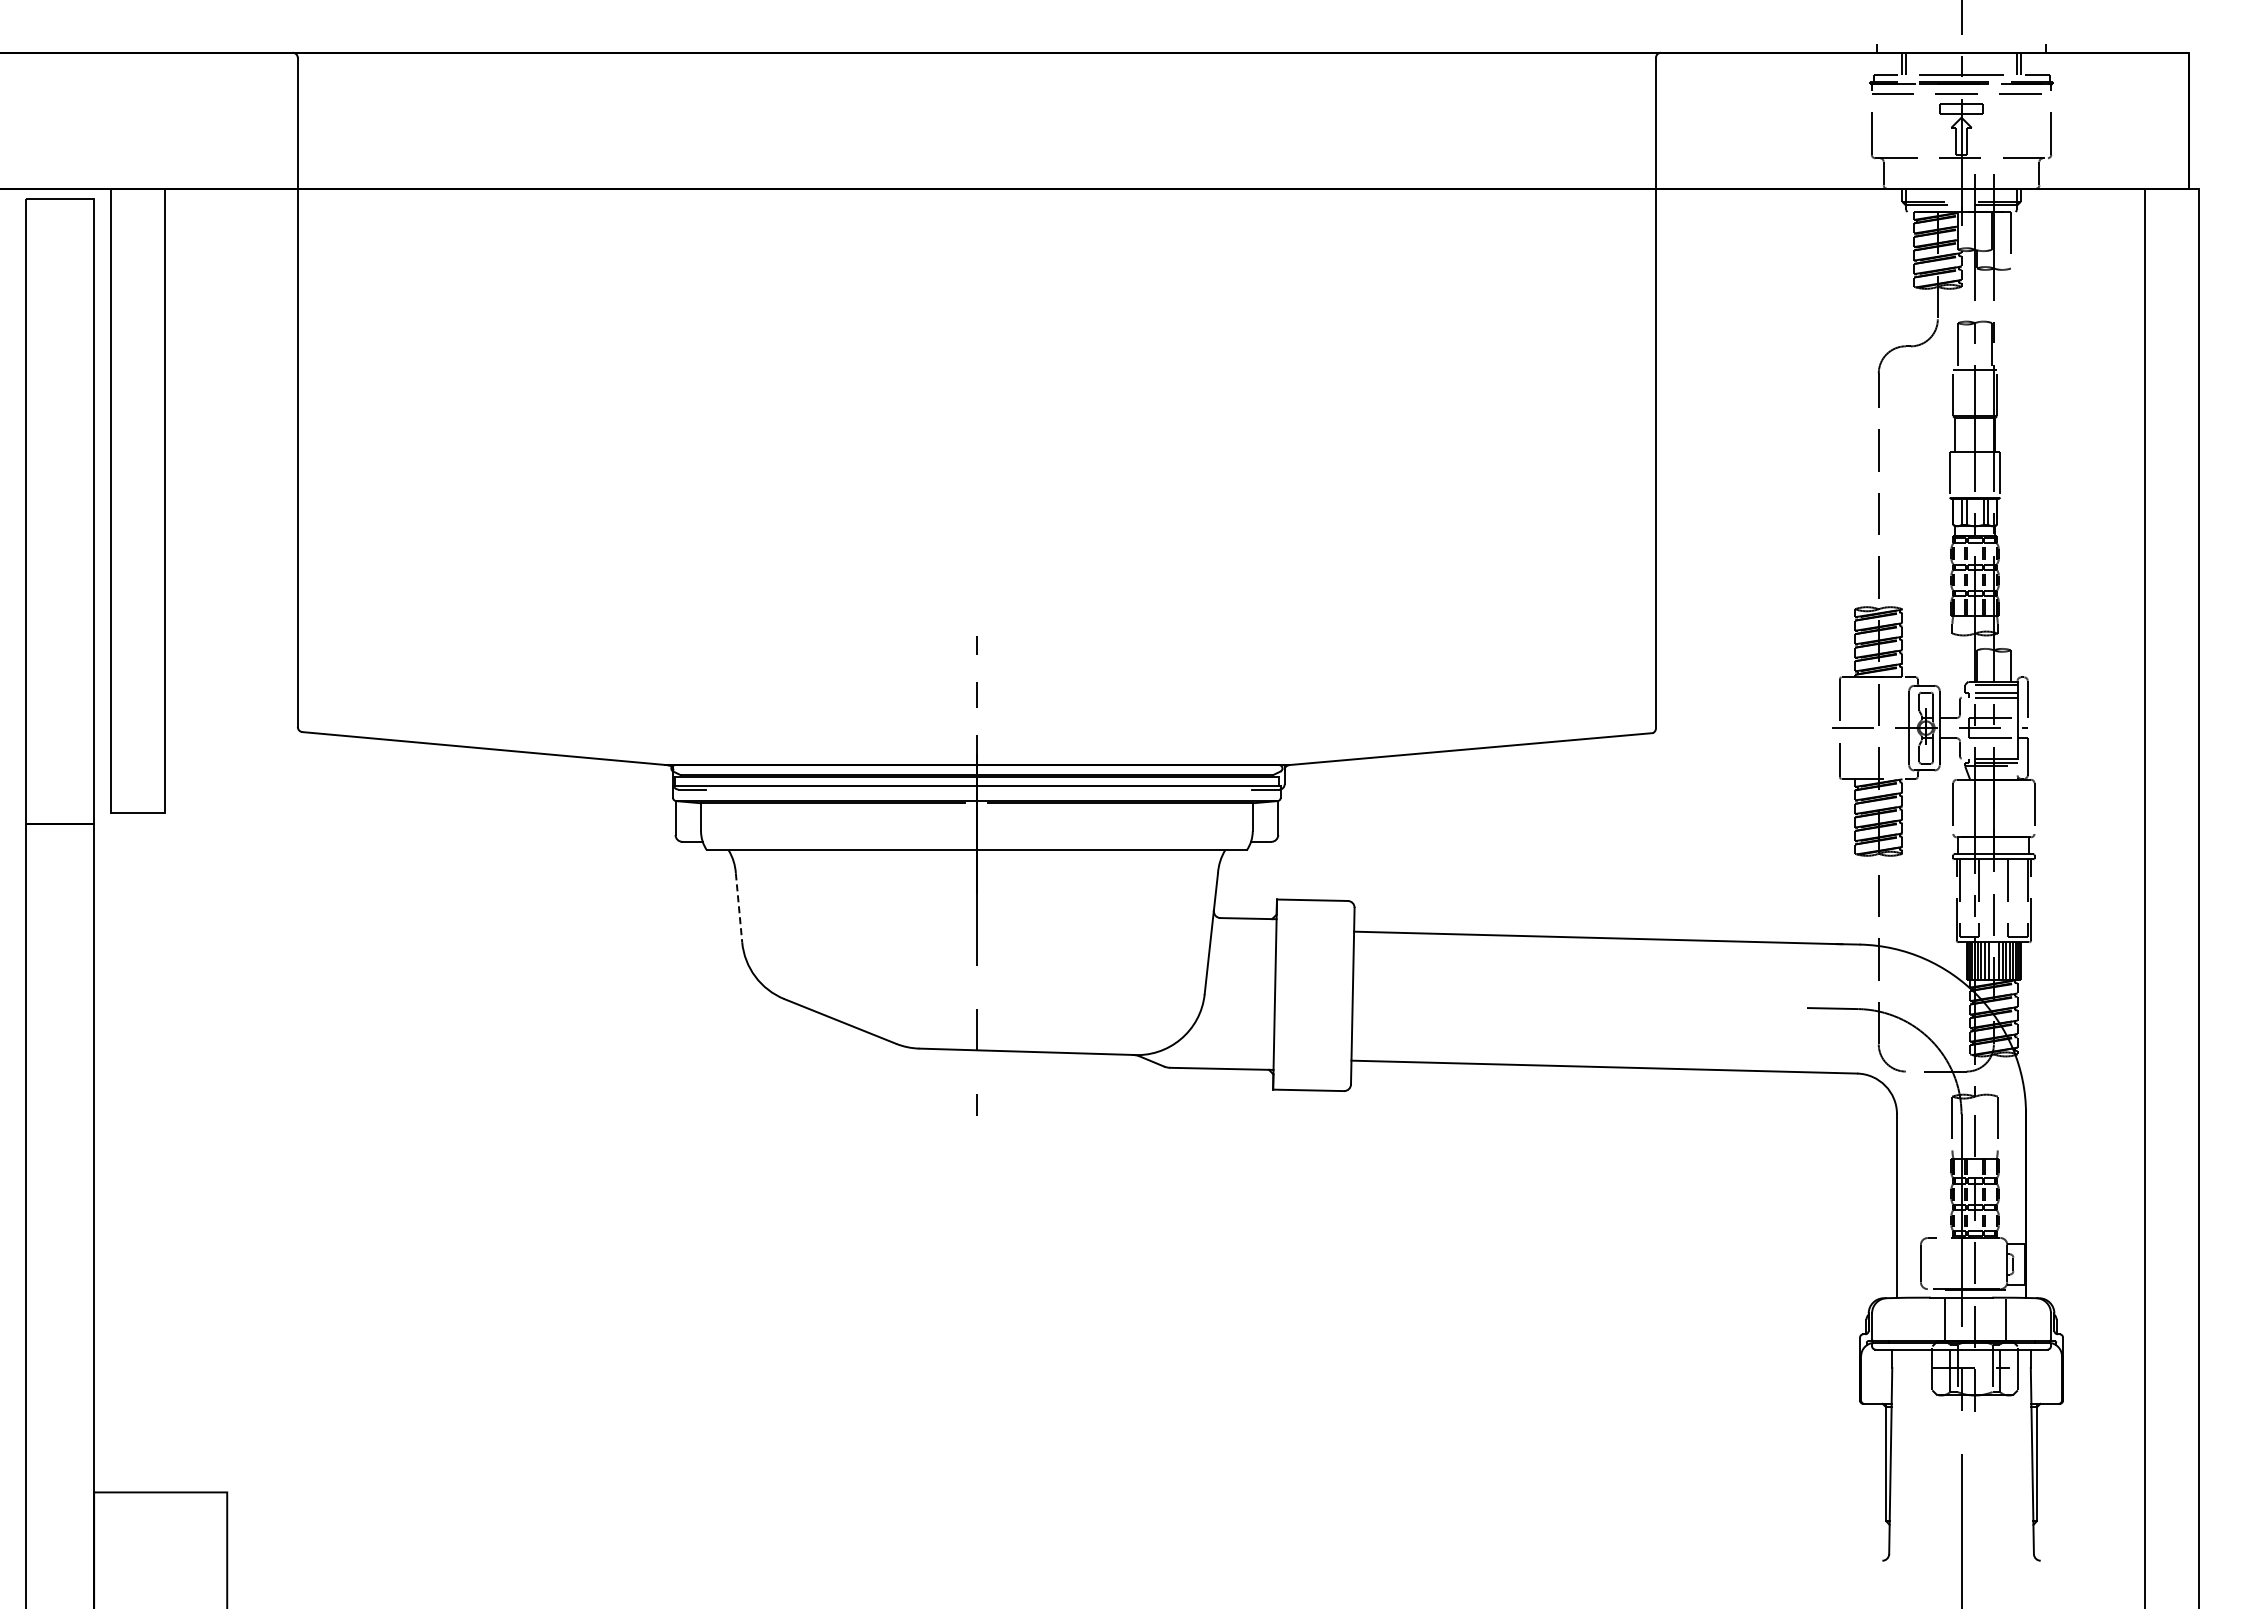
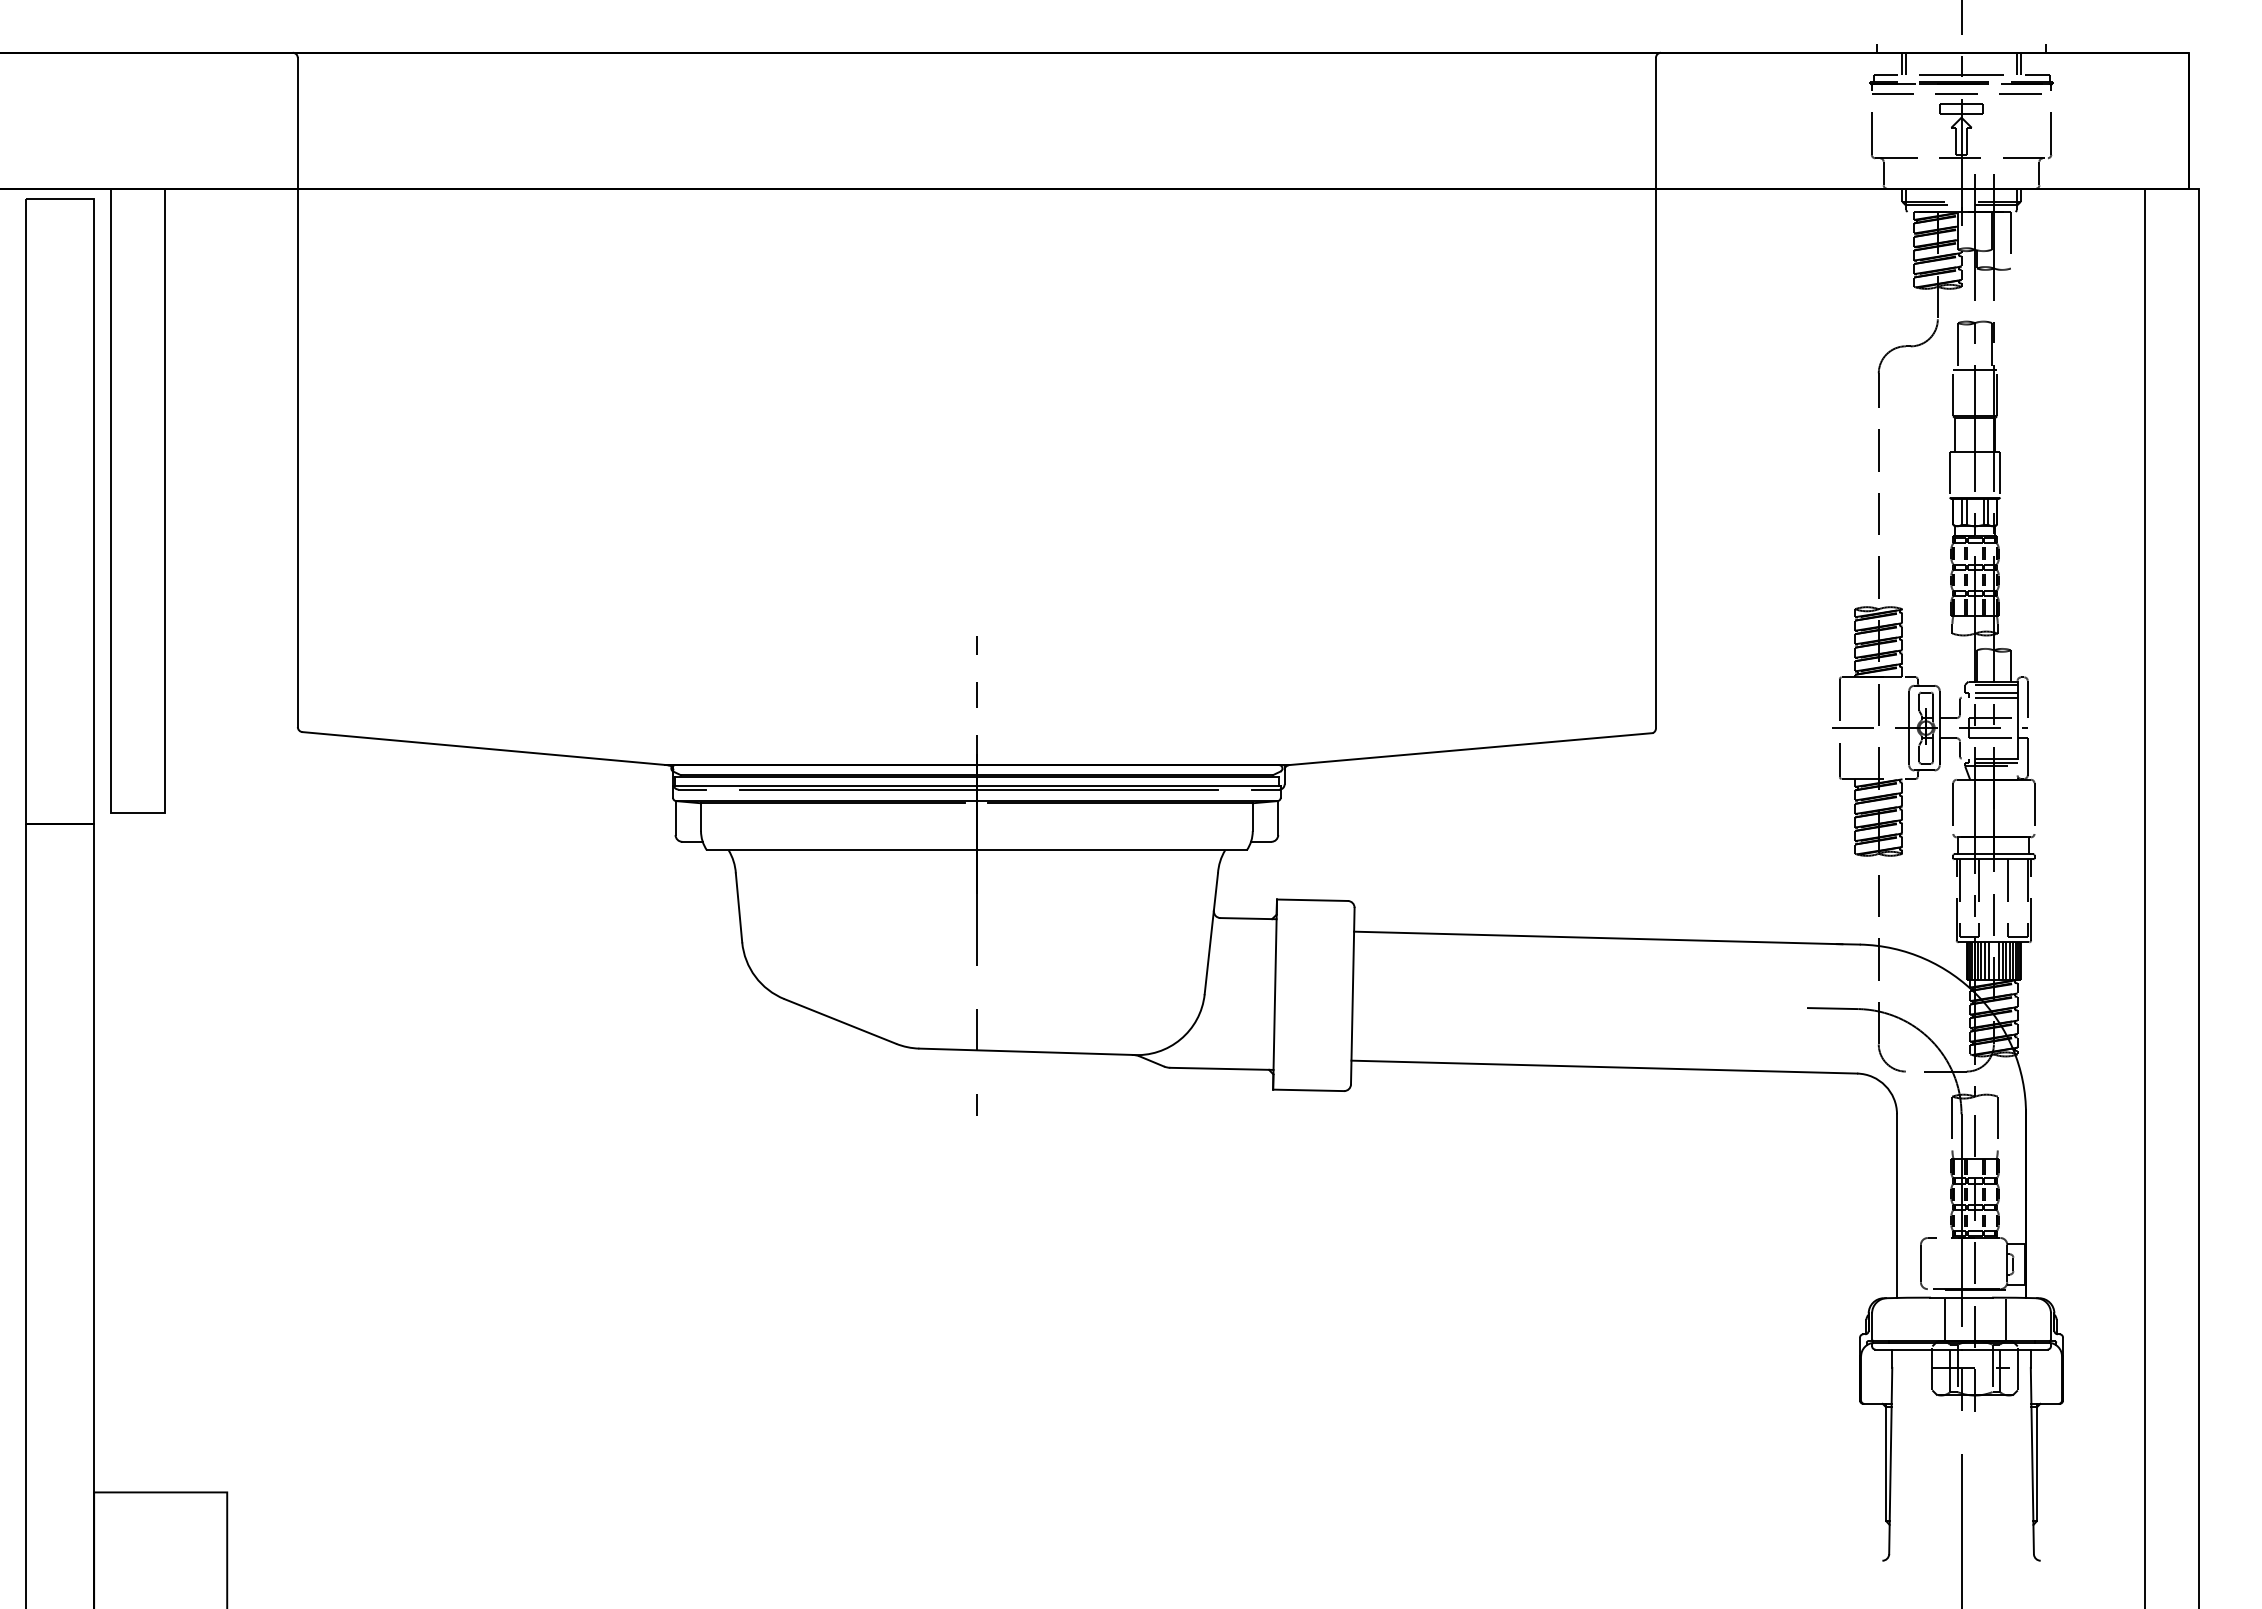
line: none -> present (978, 789)
line: dashed -> solid (739, 907)
